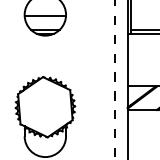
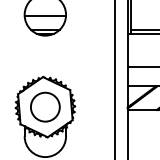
line: none -> present (141, 66)
line: dashed -> solid (115, 79)
circle: none -> present (45, 106)
